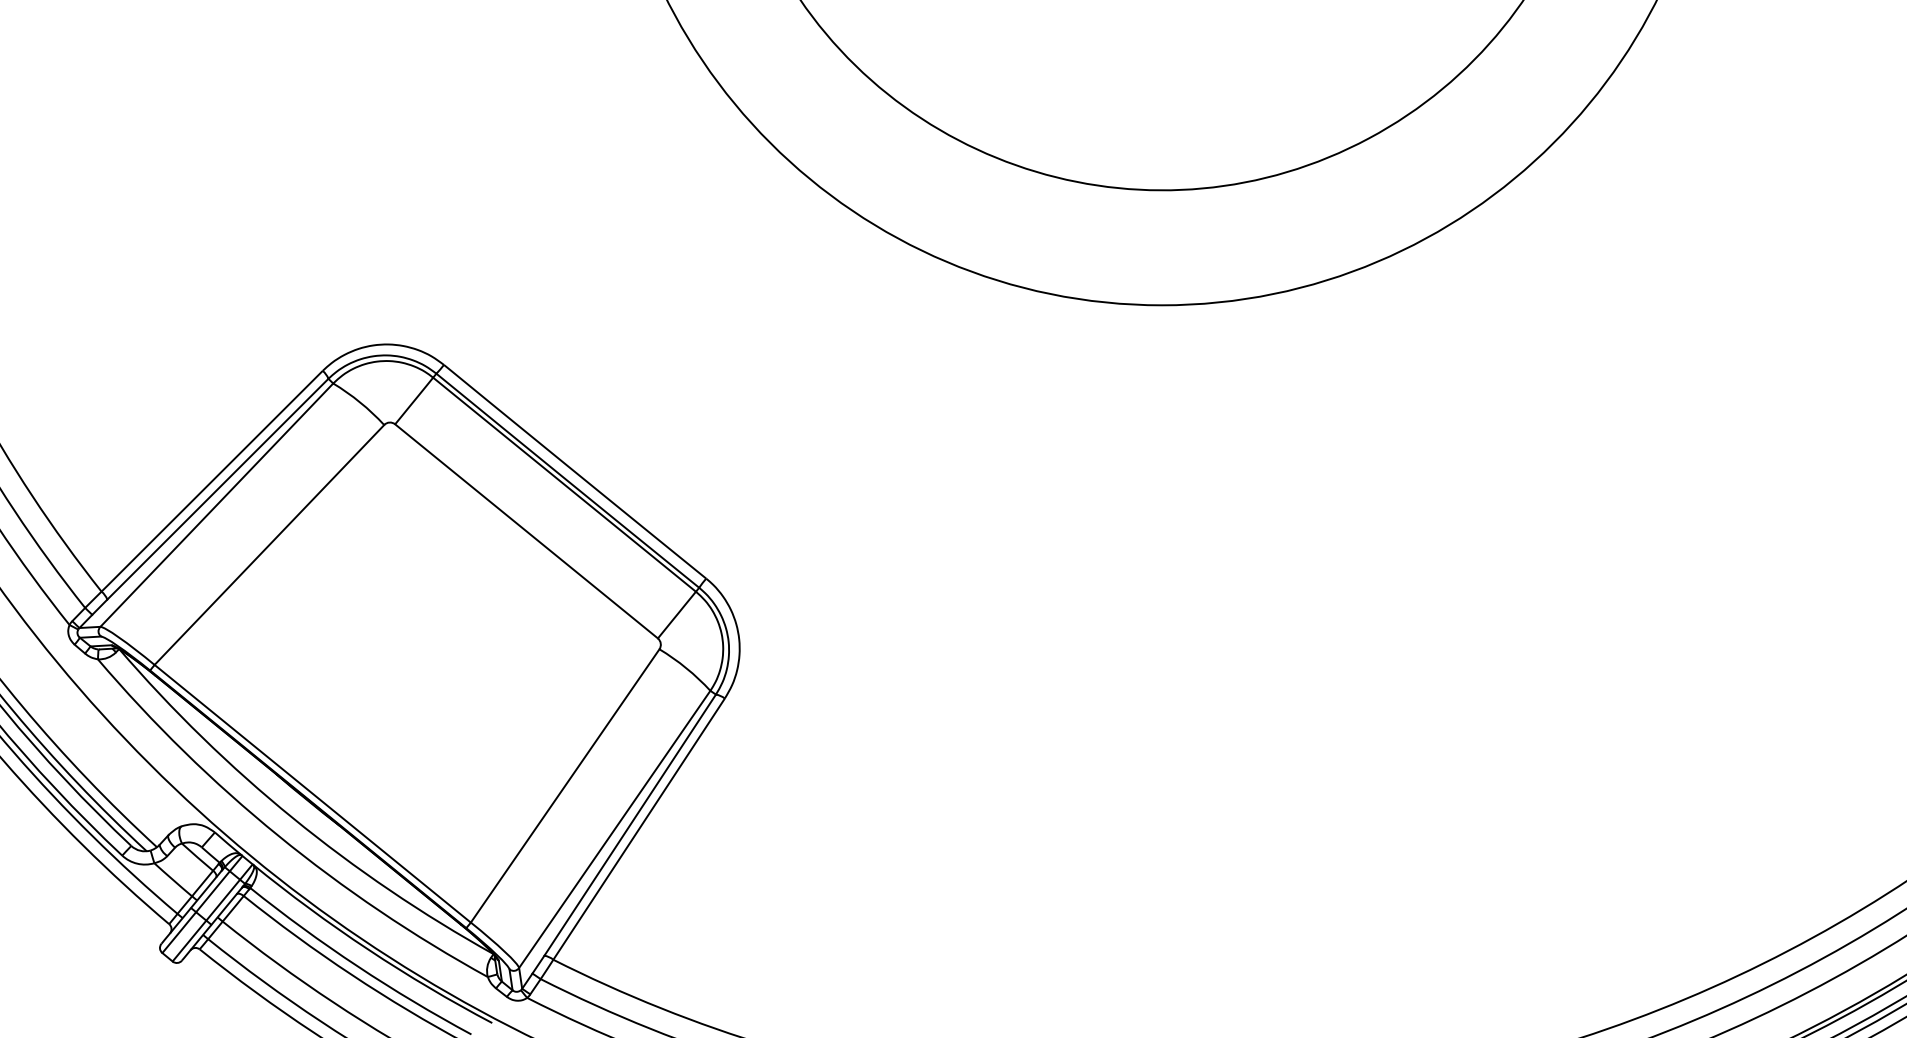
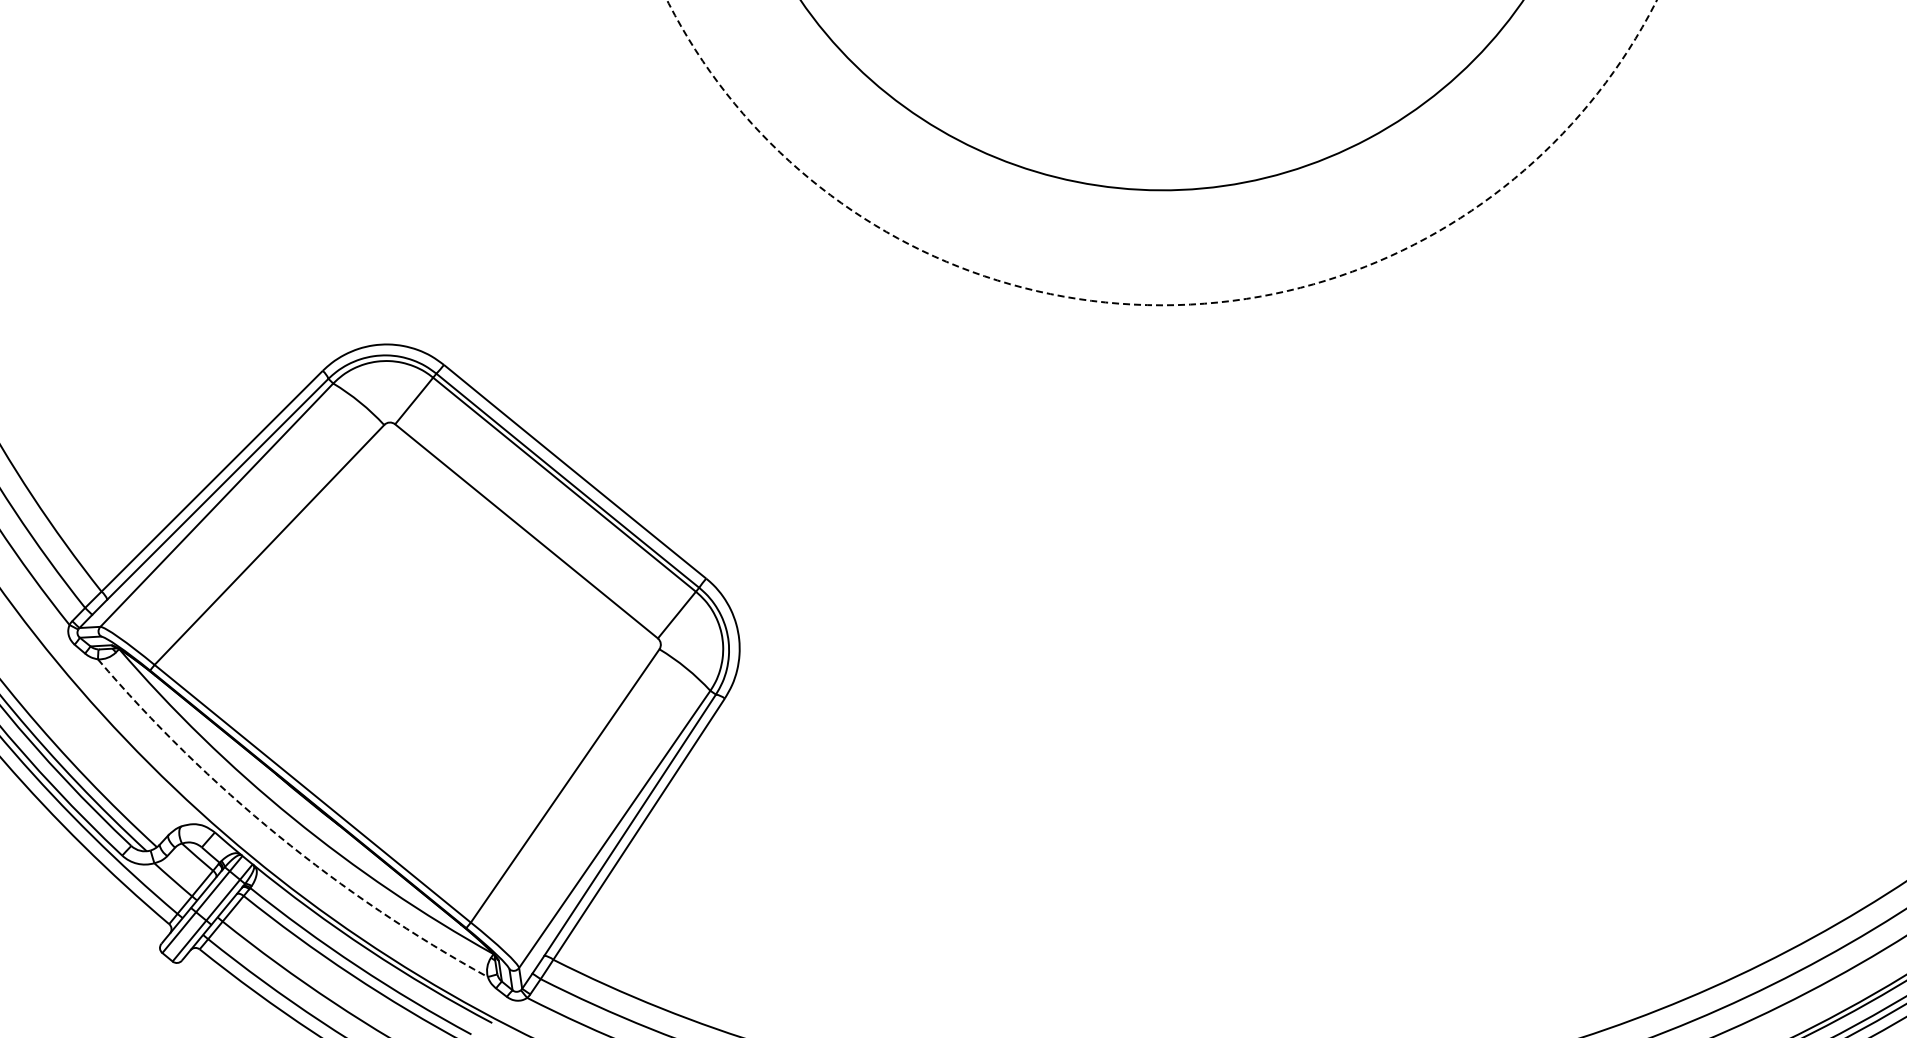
circle: solid -> dashed (1161, 152)
arc: solid -> dashed (278, 835)
